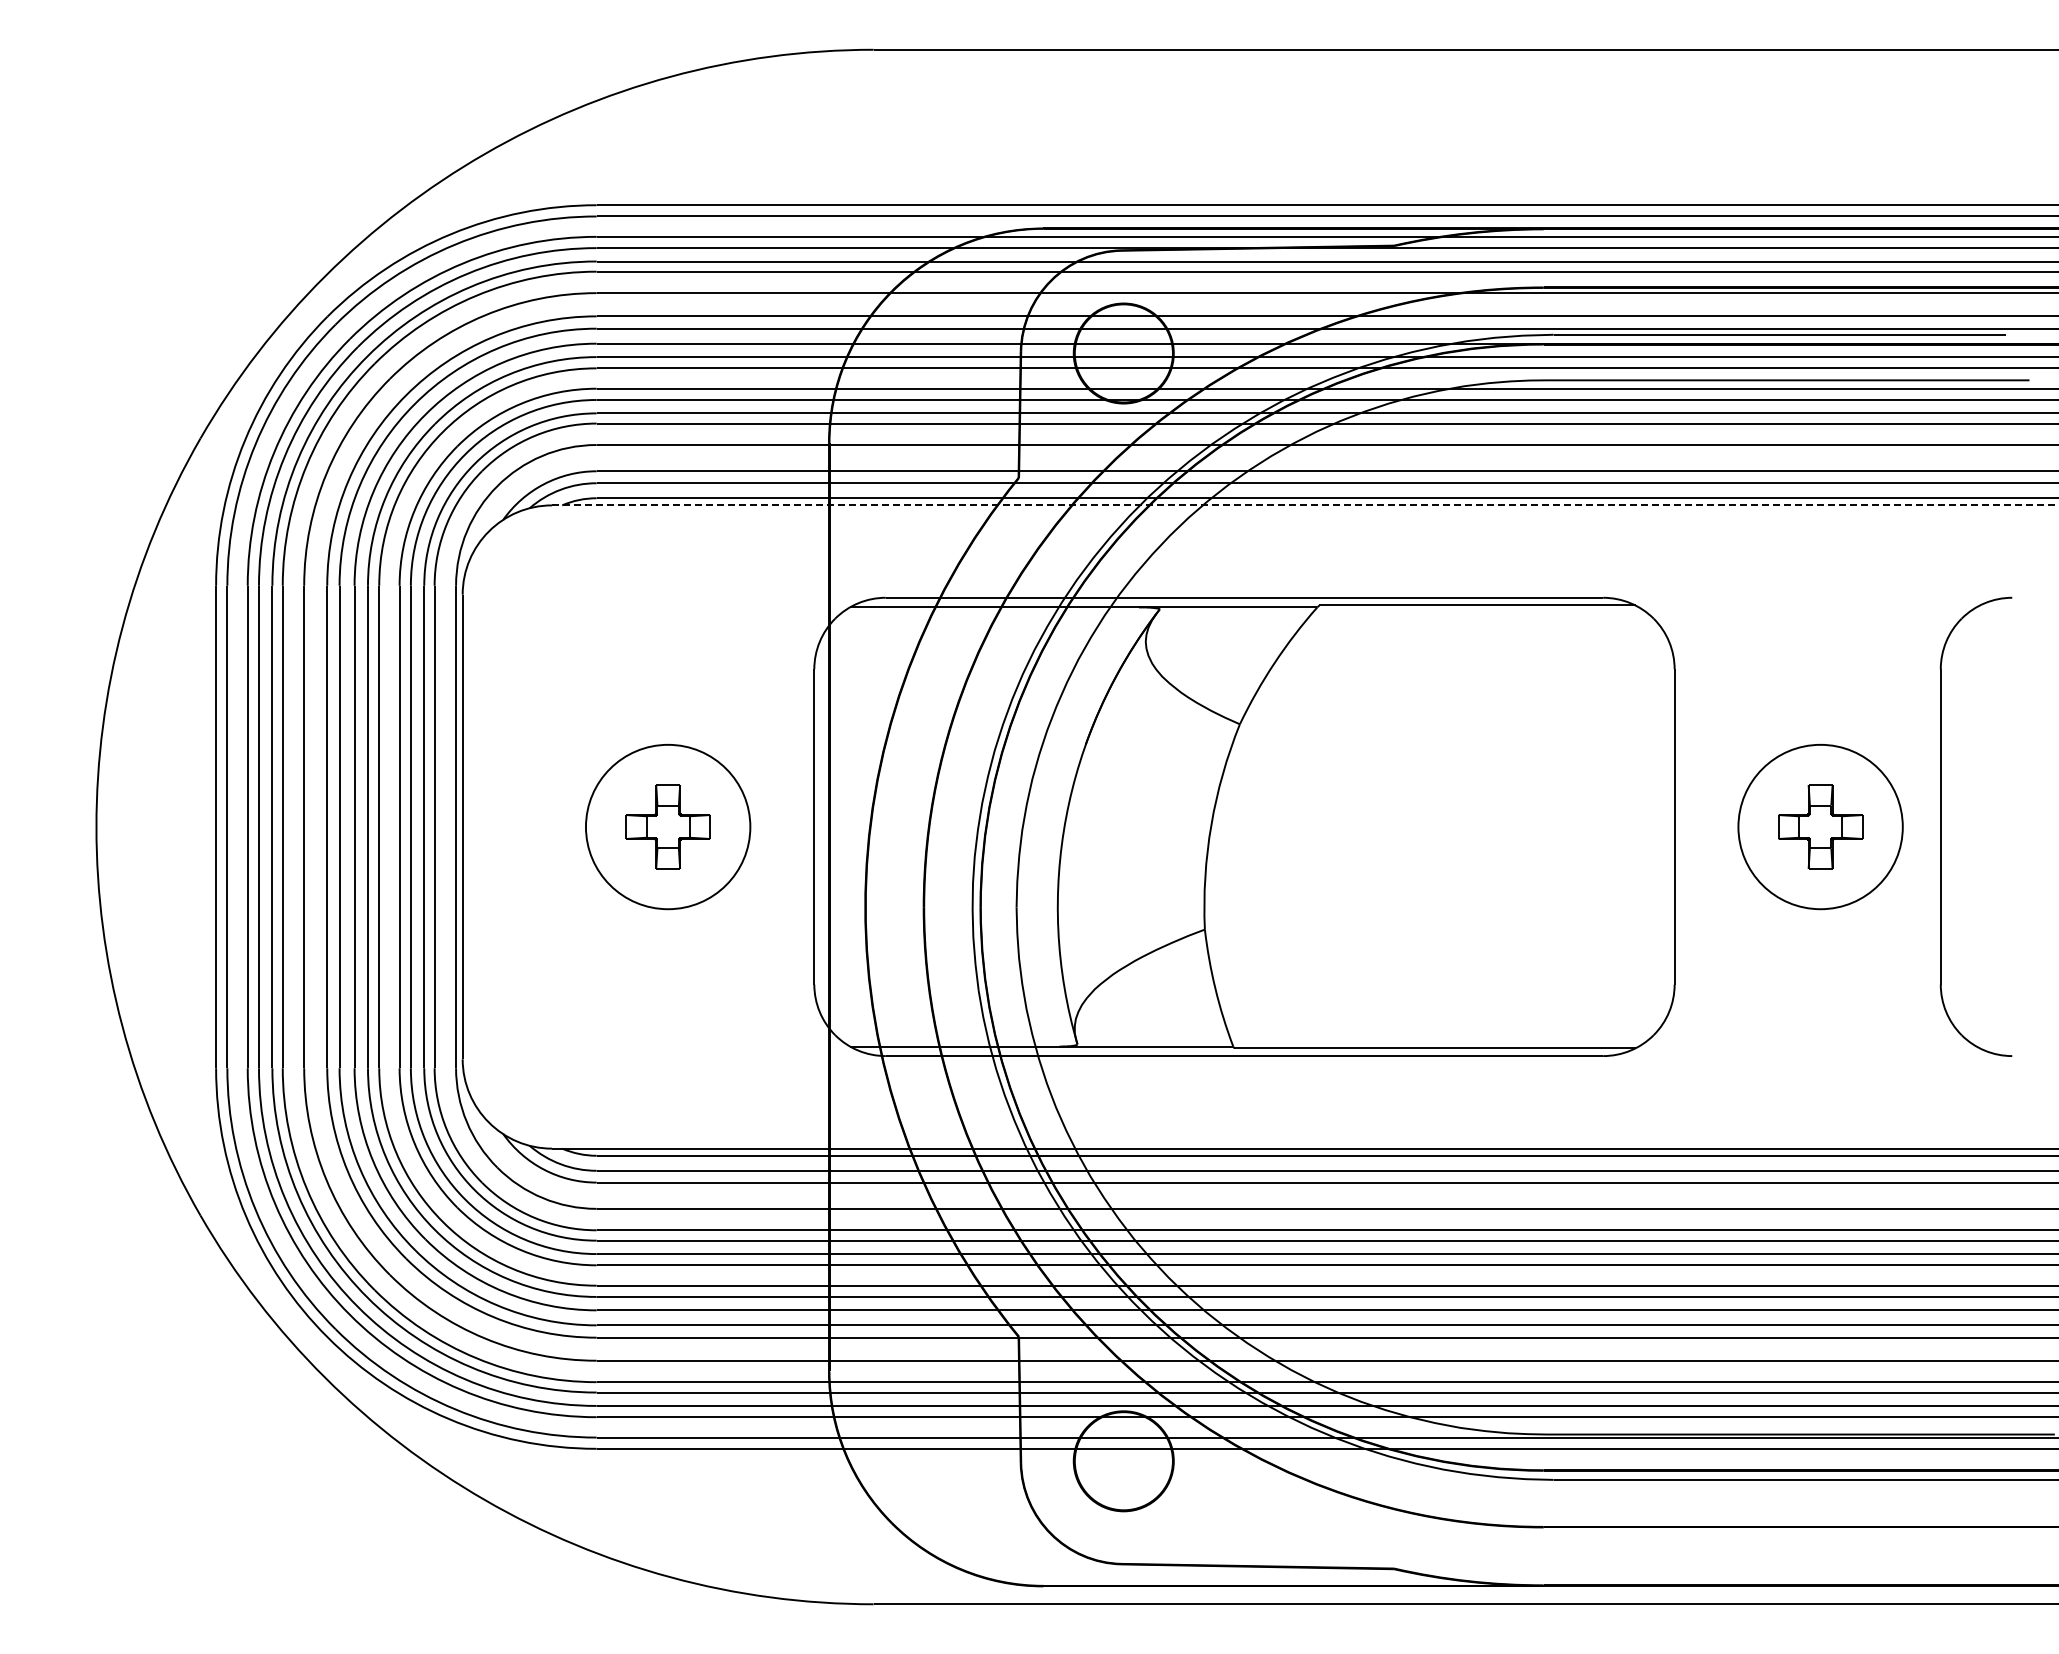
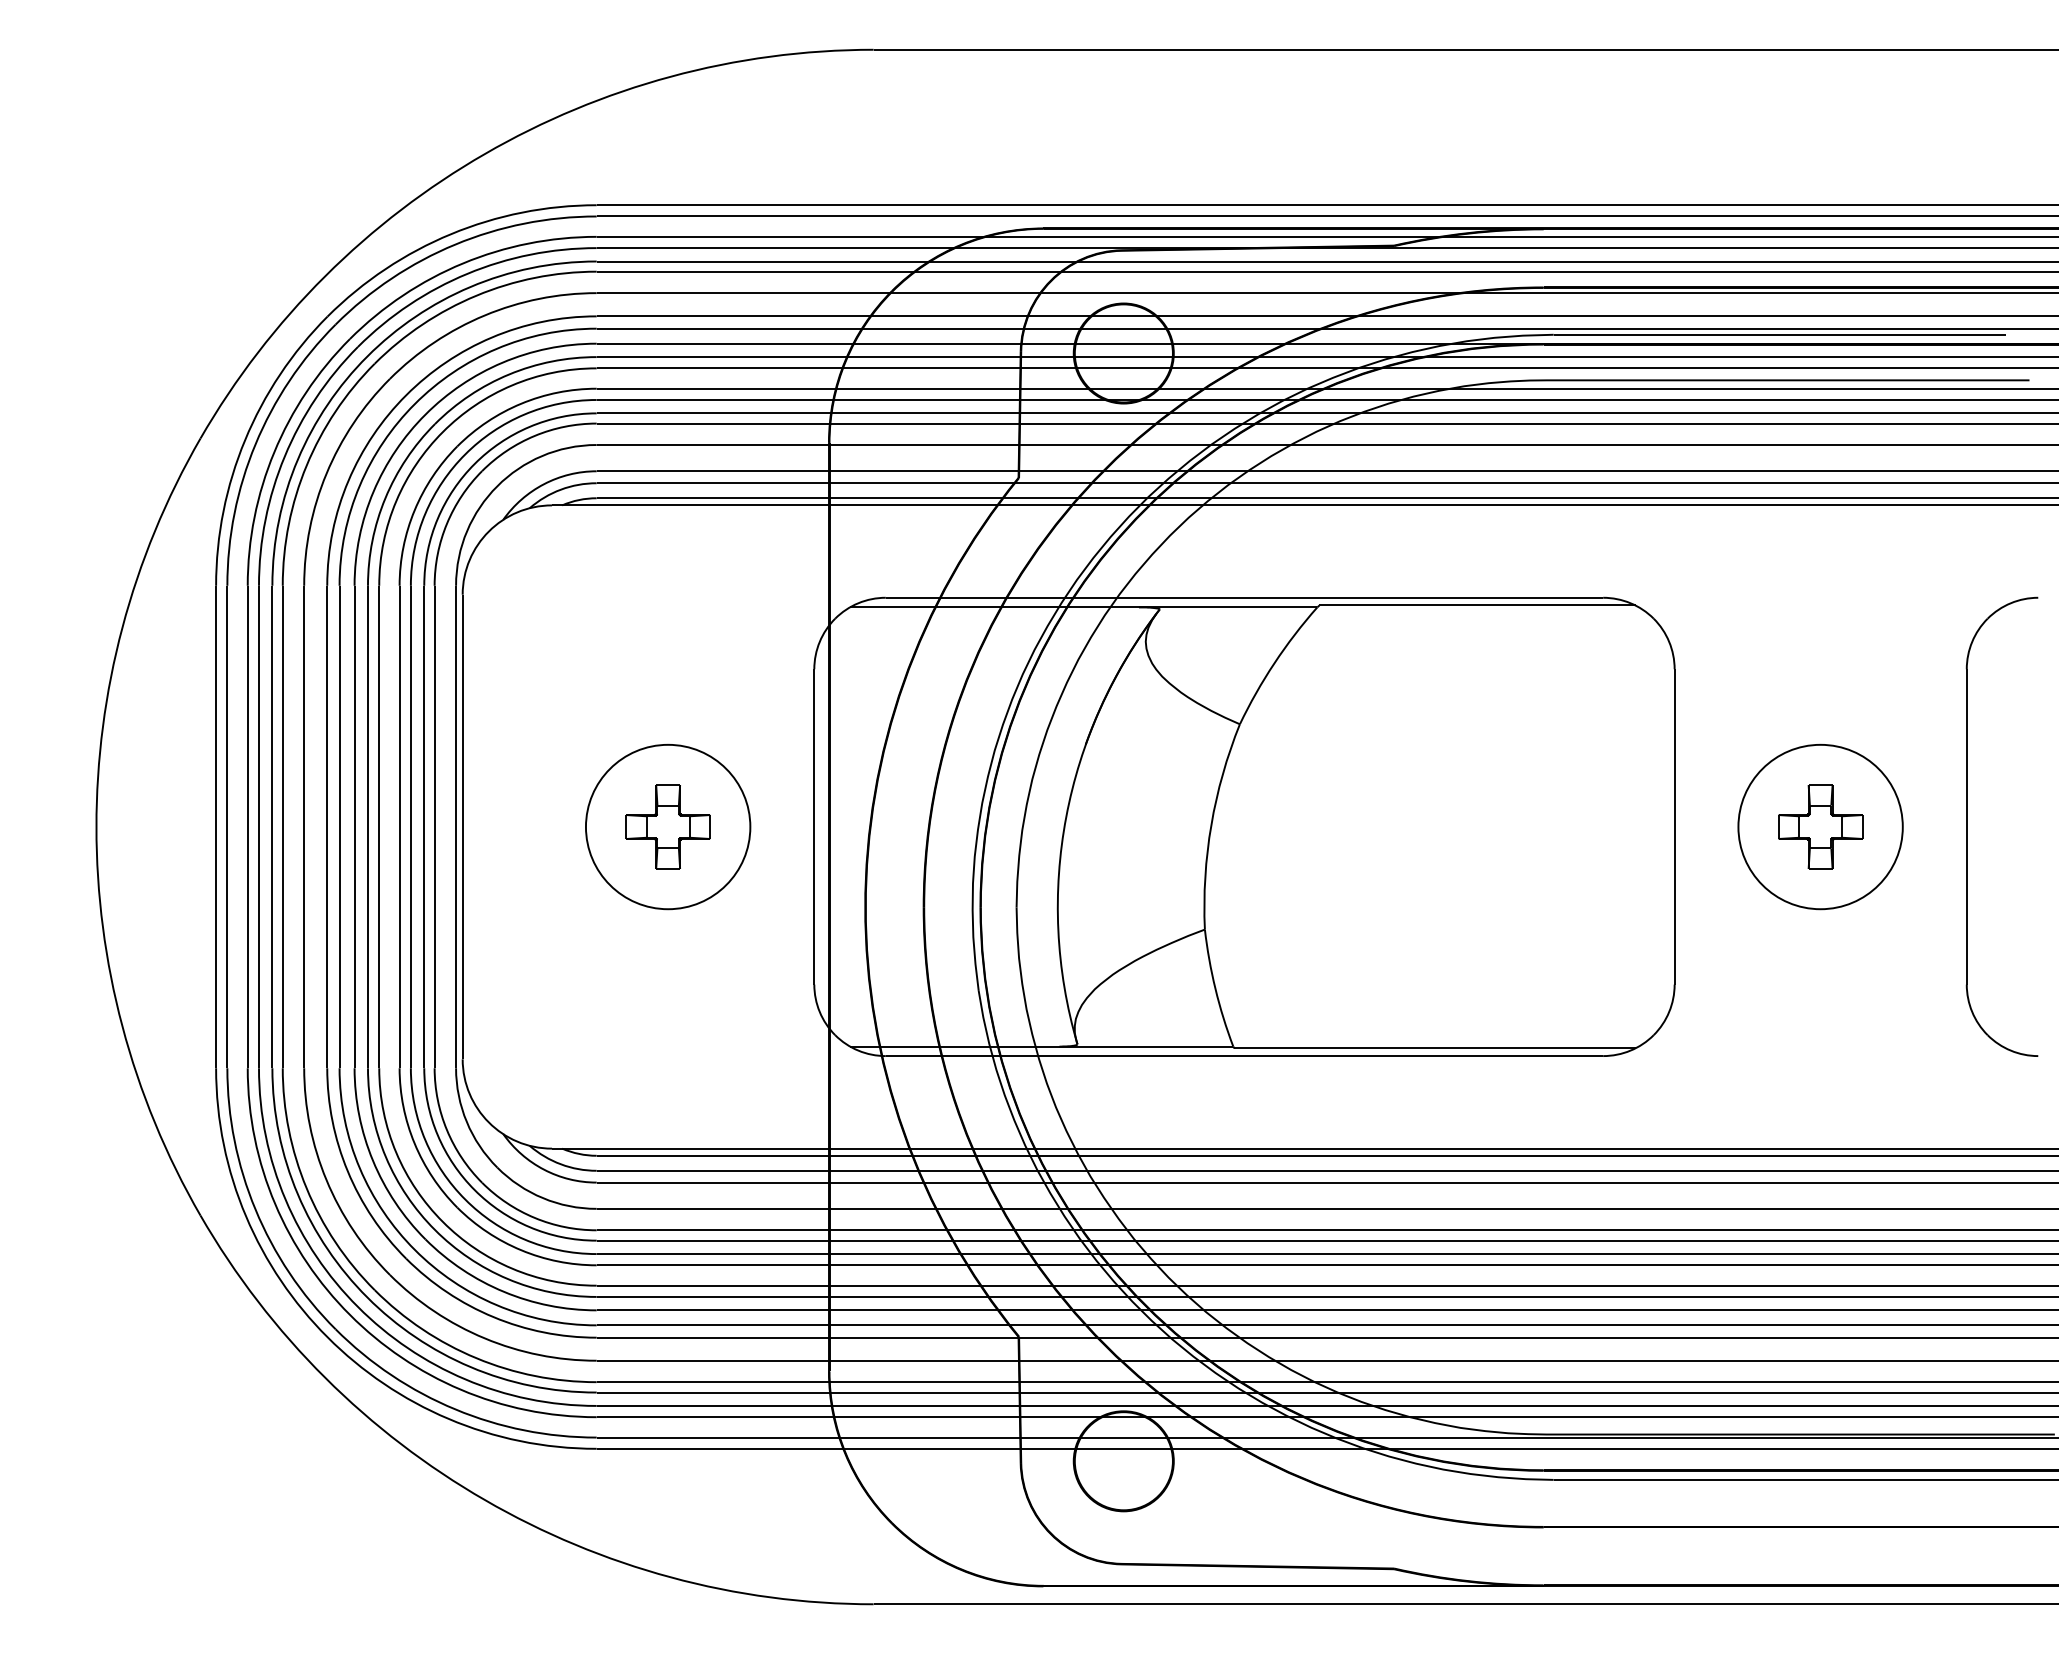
line: dashed -> solid (1305, 505)
part position: (1941, 826) -> (1967, 826) (1967, 826)
